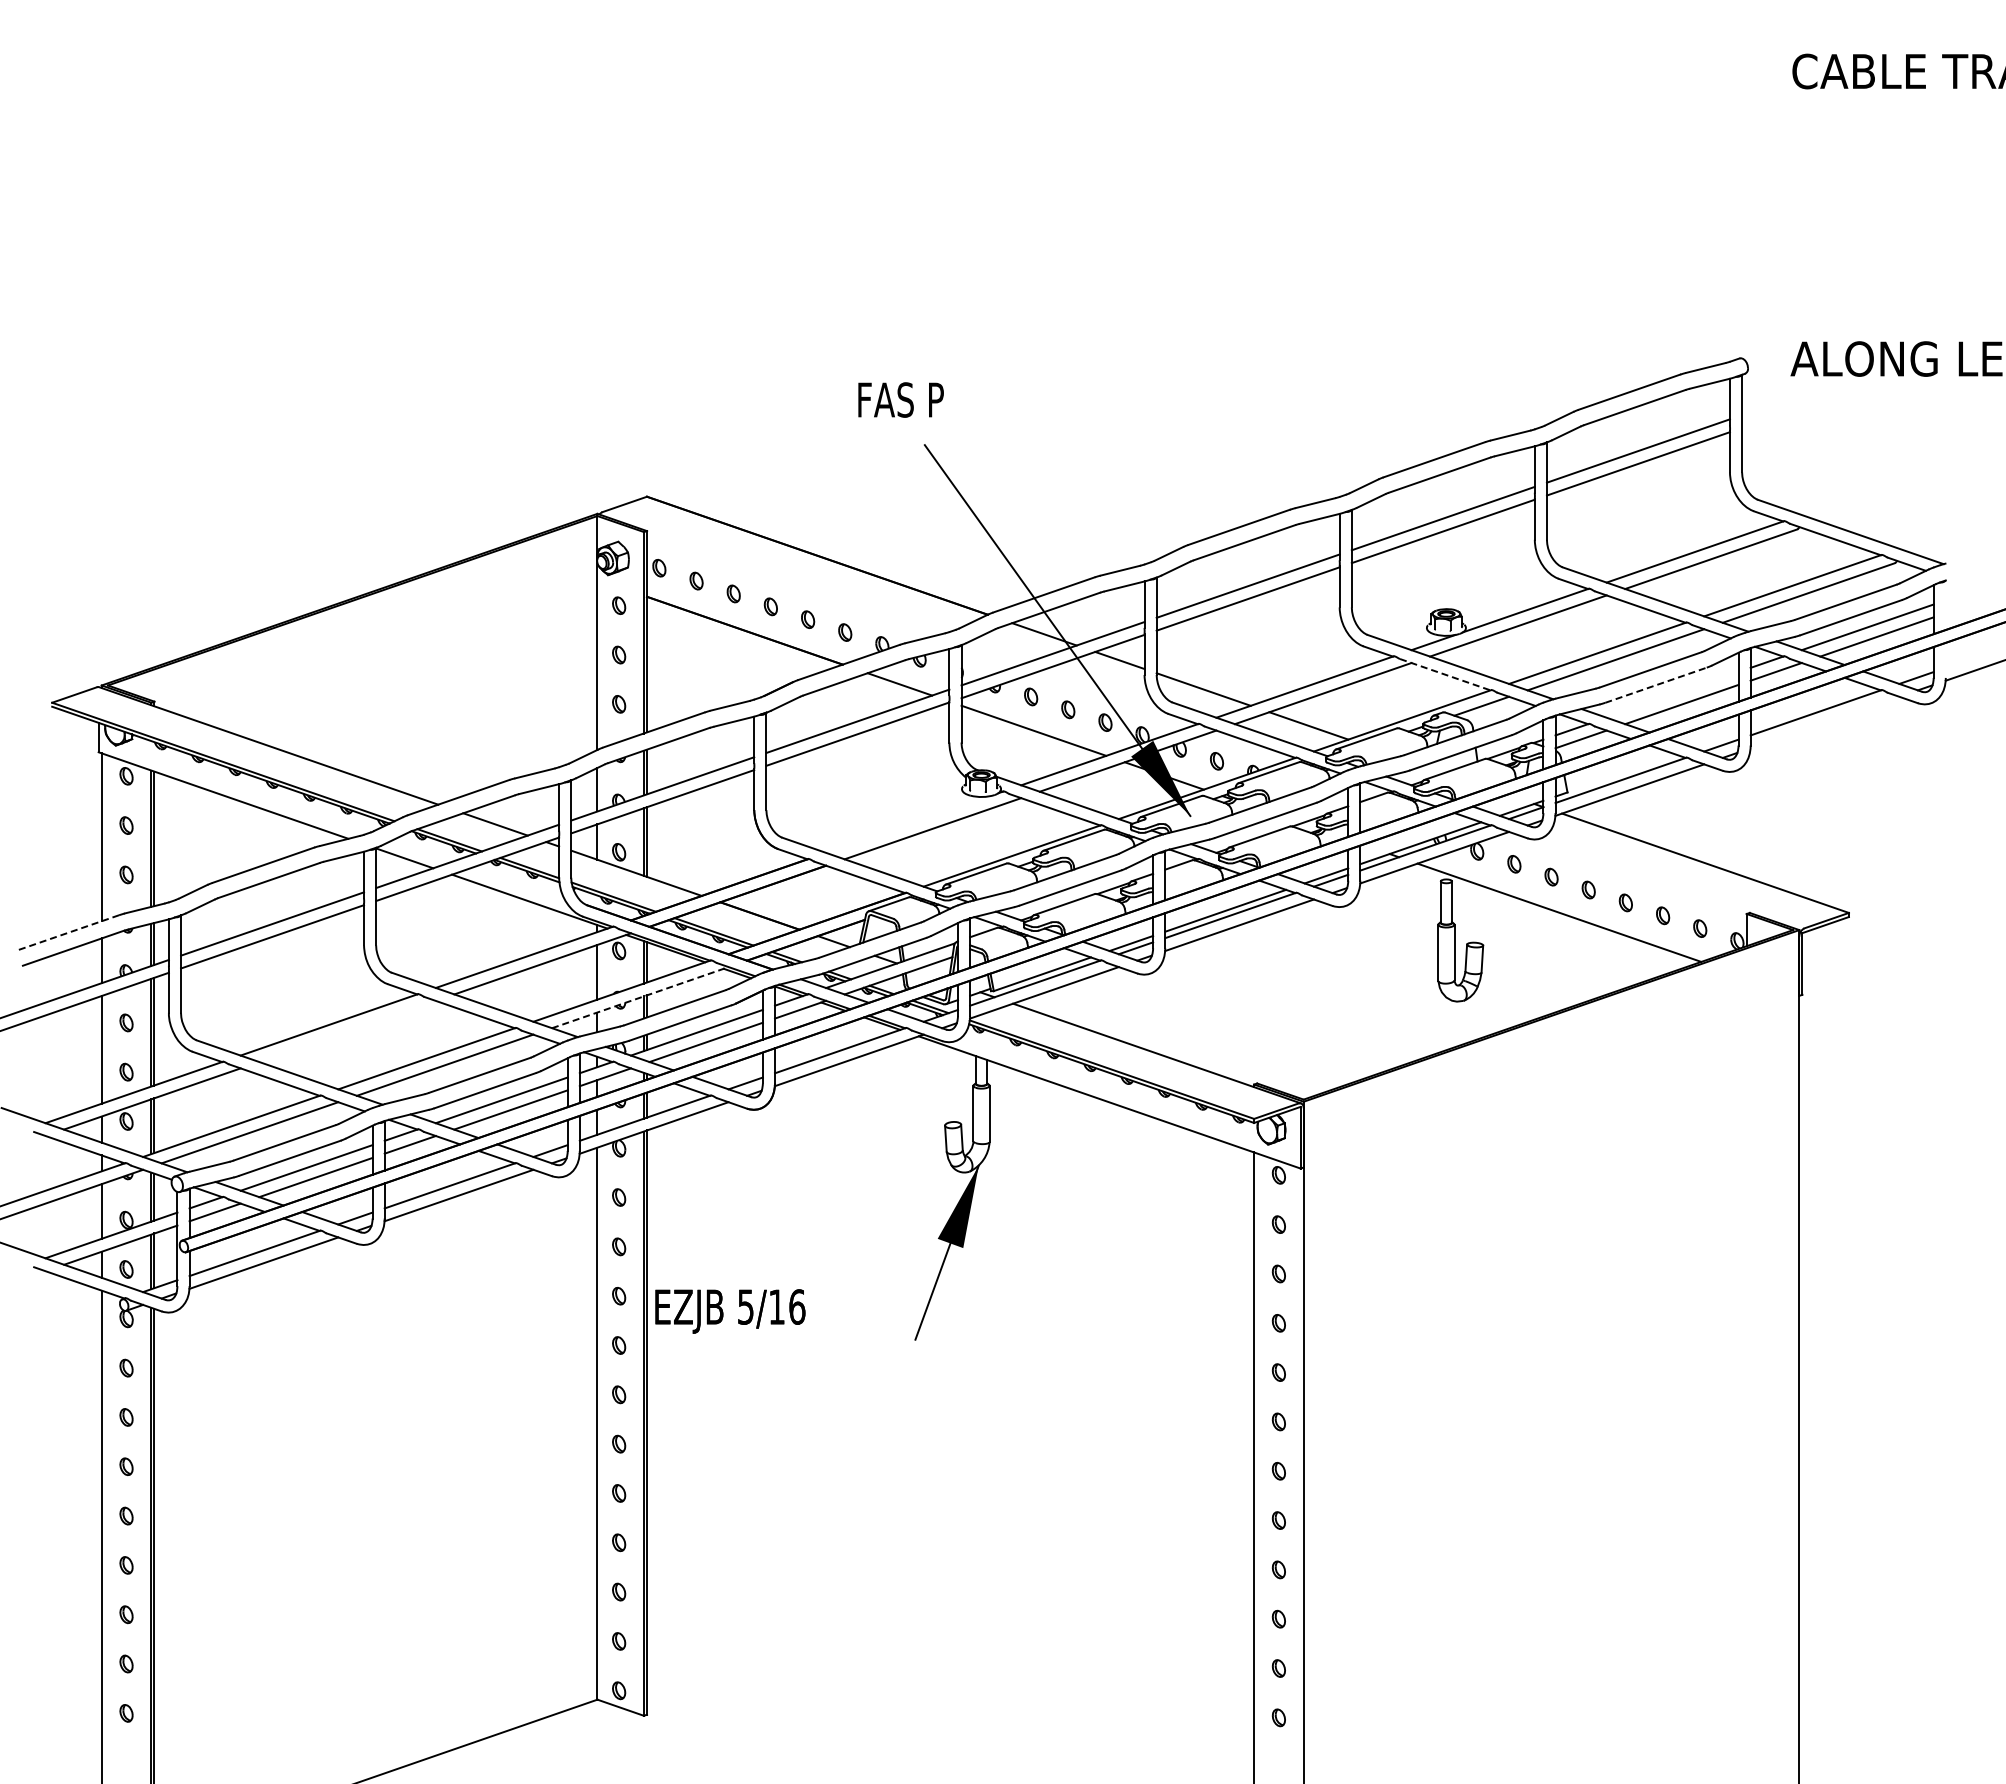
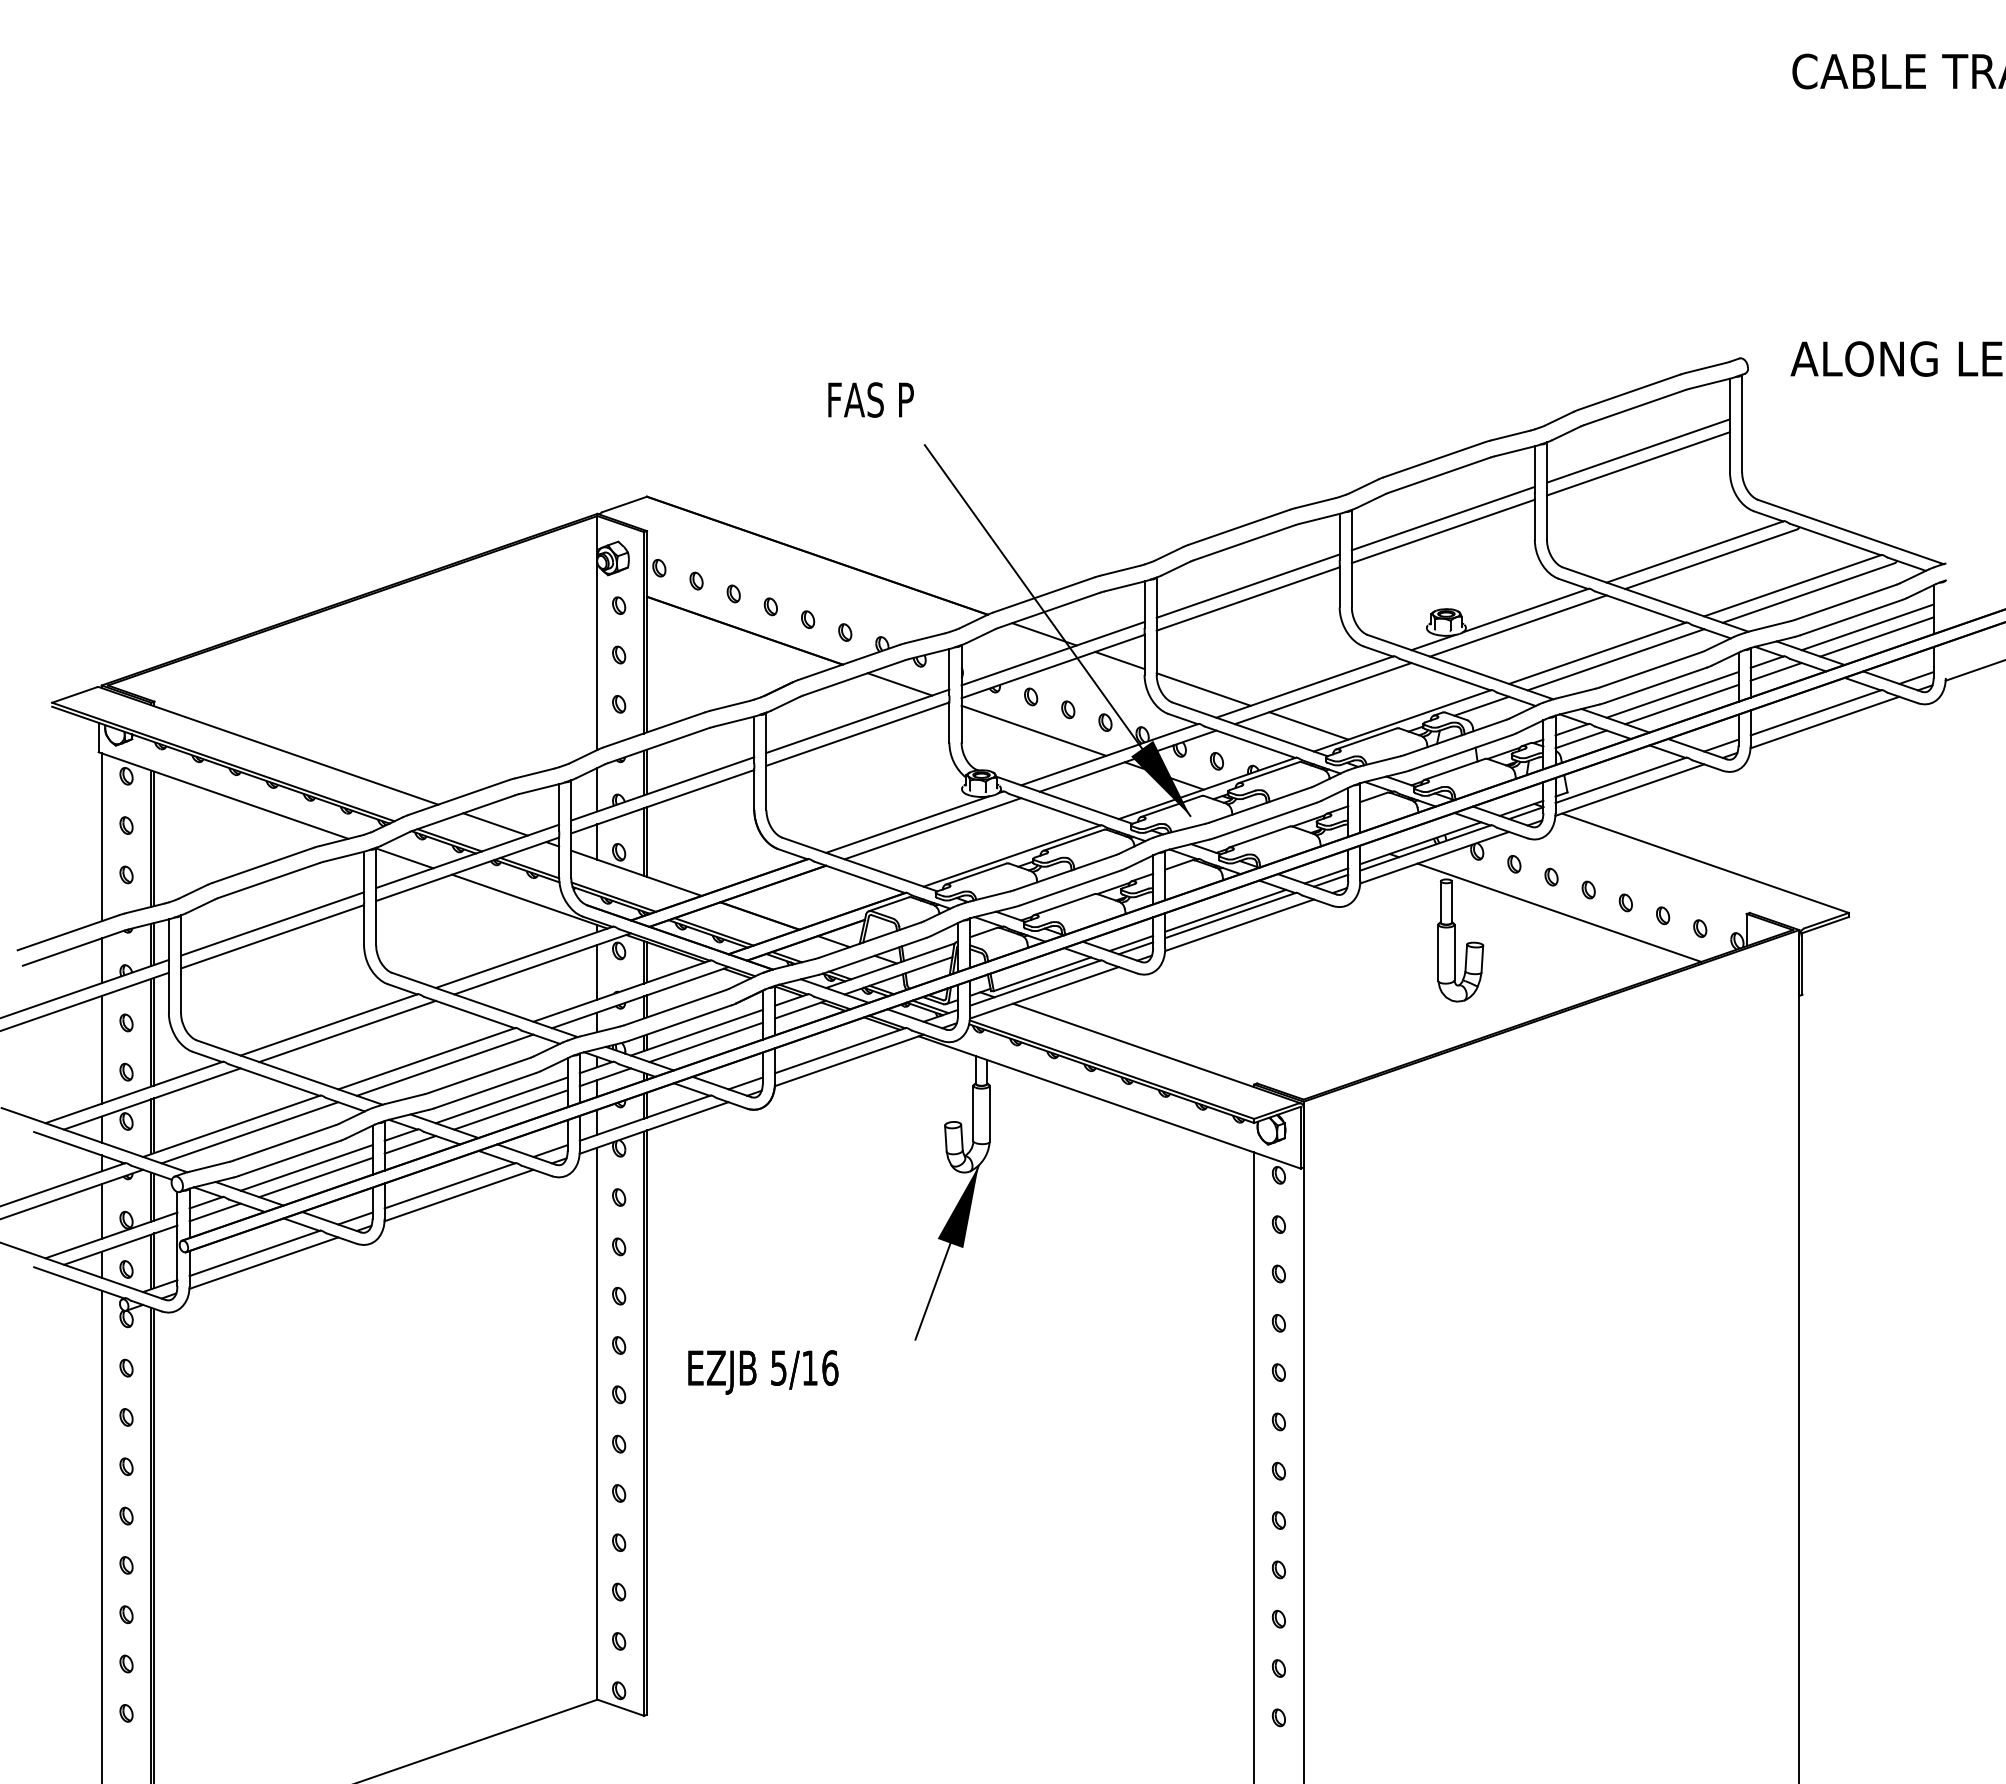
text position: (900, 399) -> (870, 399) (870, 399)
line: dashed -> solid (1445, 674)
line: dashed -> solid (1656, 685)
line: none -> present (1672, 694)
line: none -> present (1824, 722)
line: none -> present (907, 824)
line: dashed -> solid (68, 932)
line: dashed -> solid (640, 997)
line: none -> present (347, 1031)
text position: (730, 1311) -> (763, 1372) (763, 1372)
